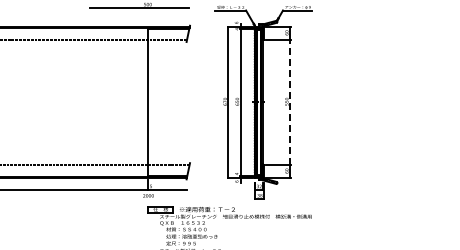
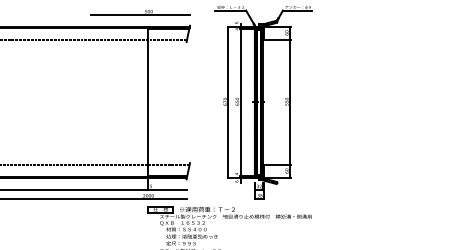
part position: (139, 5) -> (140, 12) (140, 12)
line: dashed -> solid (290, 101)
line: none -> present (94, 198)
